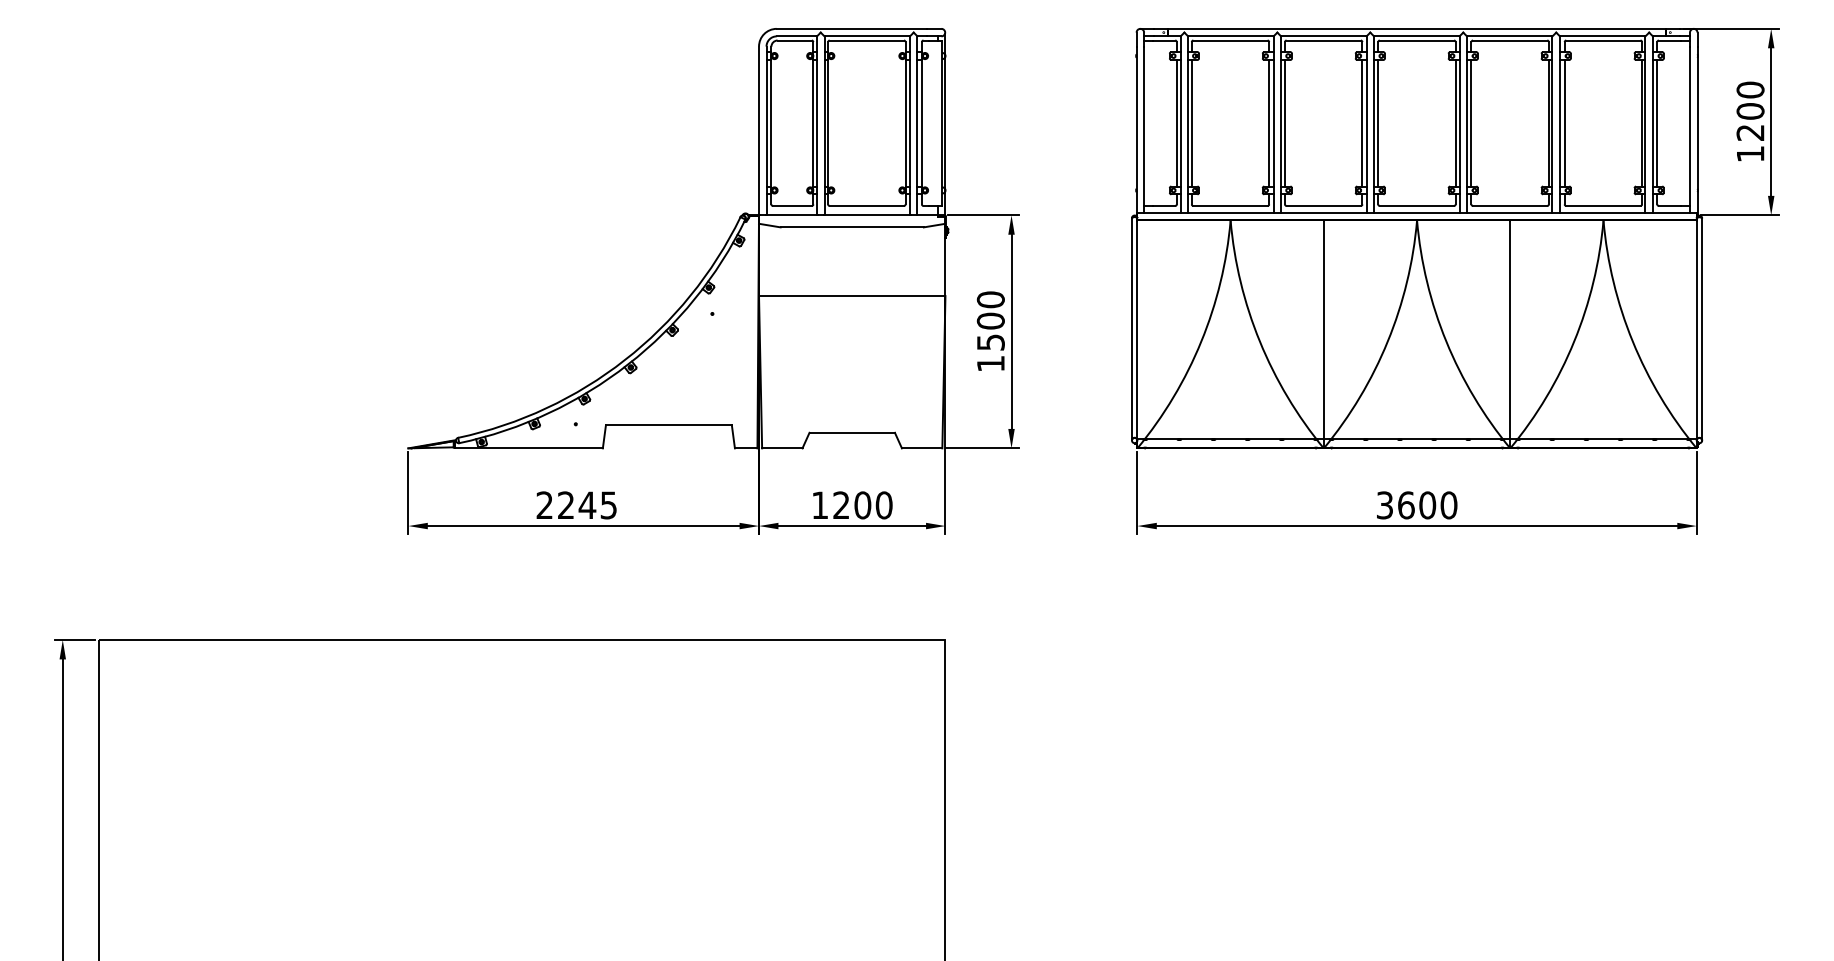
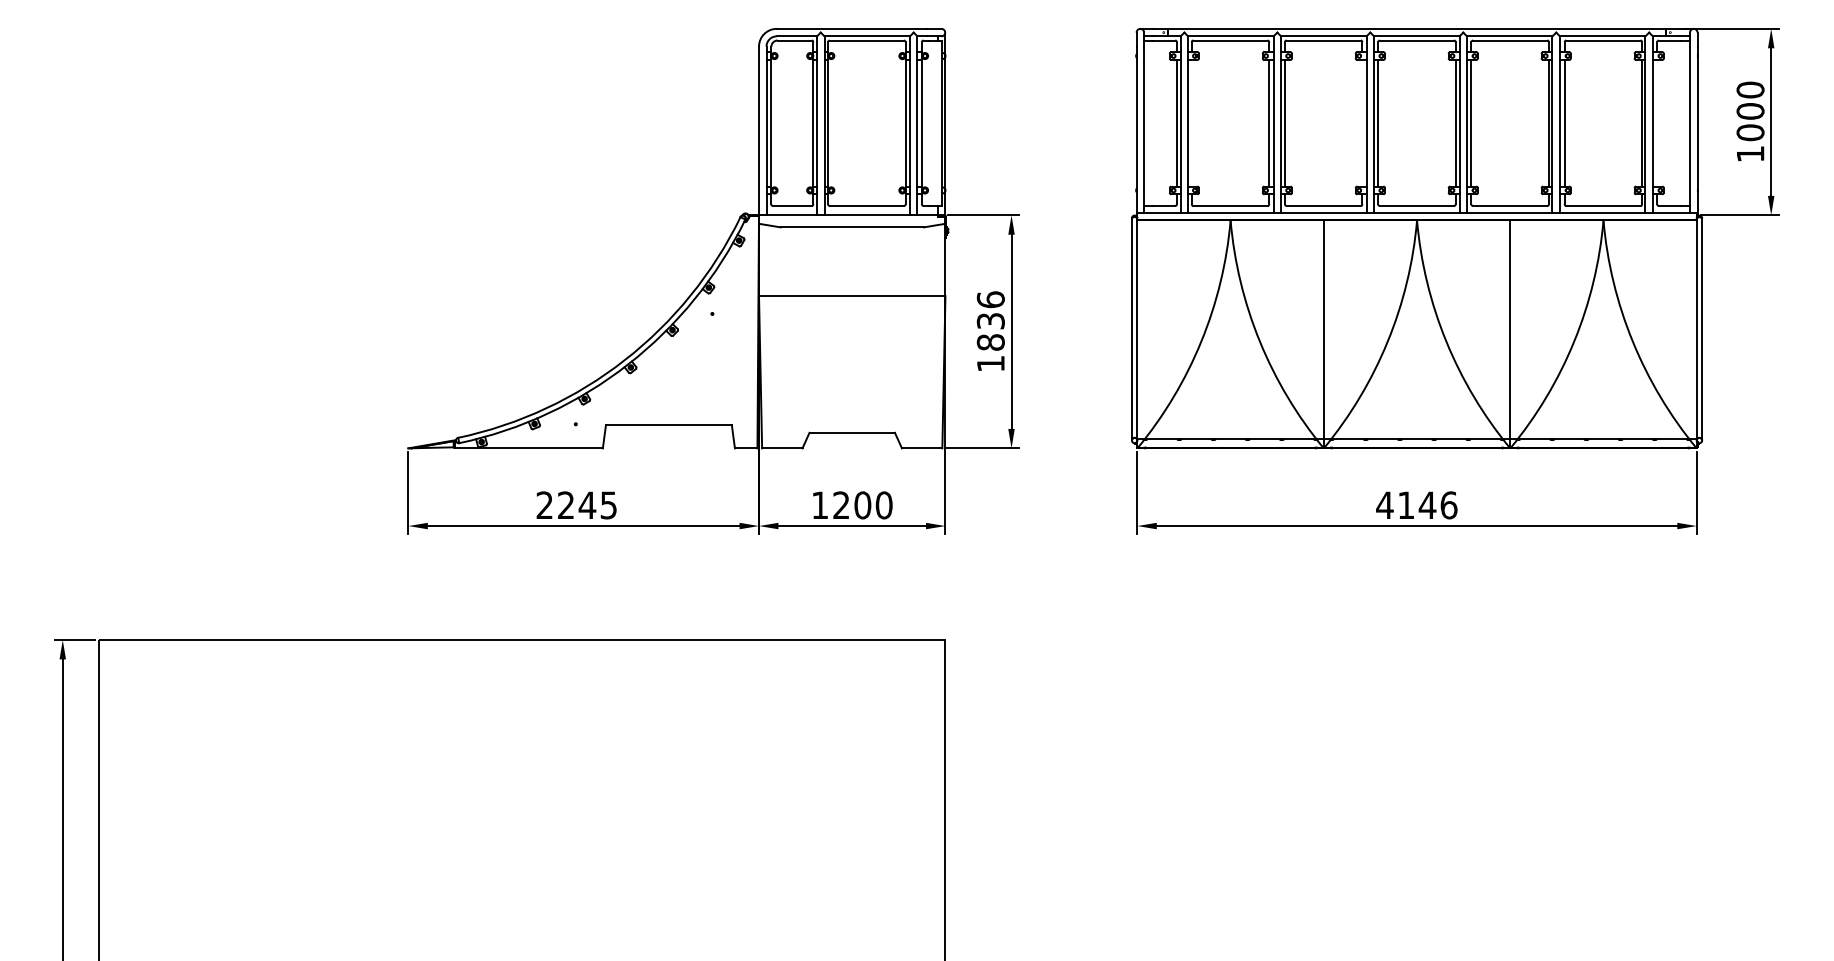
line: present -> none (1191, 122)
line: present -> none (1362, 122)
line: present -> none (1657, 122)
text: 1200 -> 1000 (1750, 132)
text: 1500 -> 1836 (990, 320)
text: 3600 -> 4146 (1416, 505)
